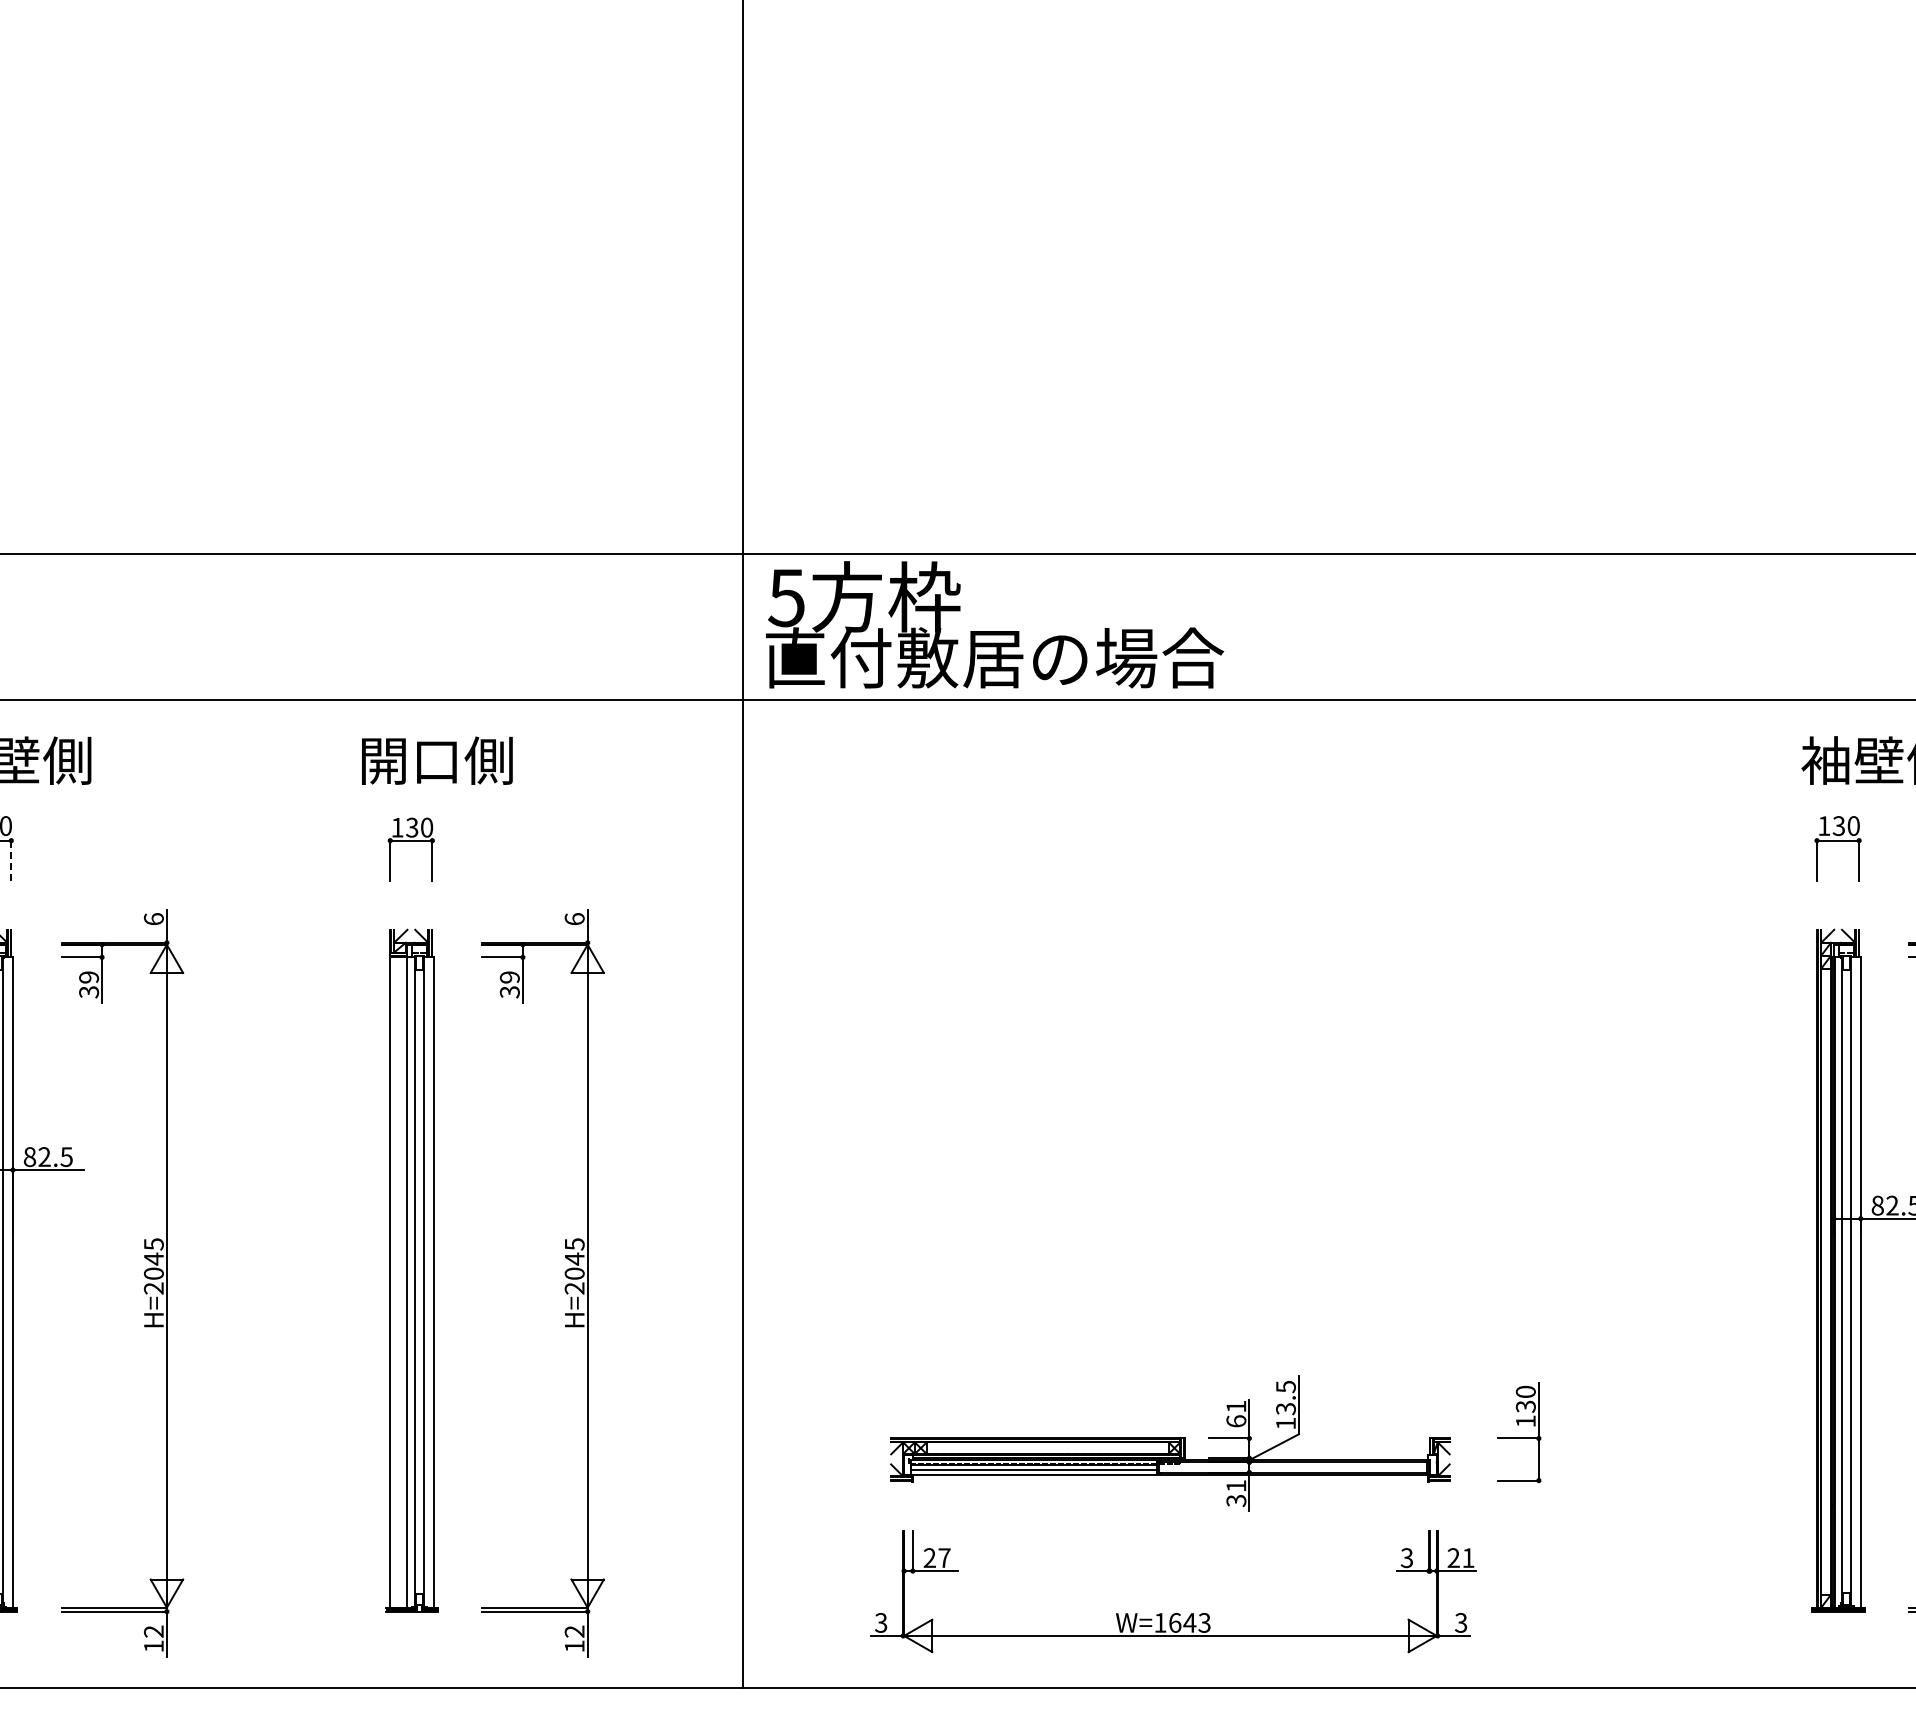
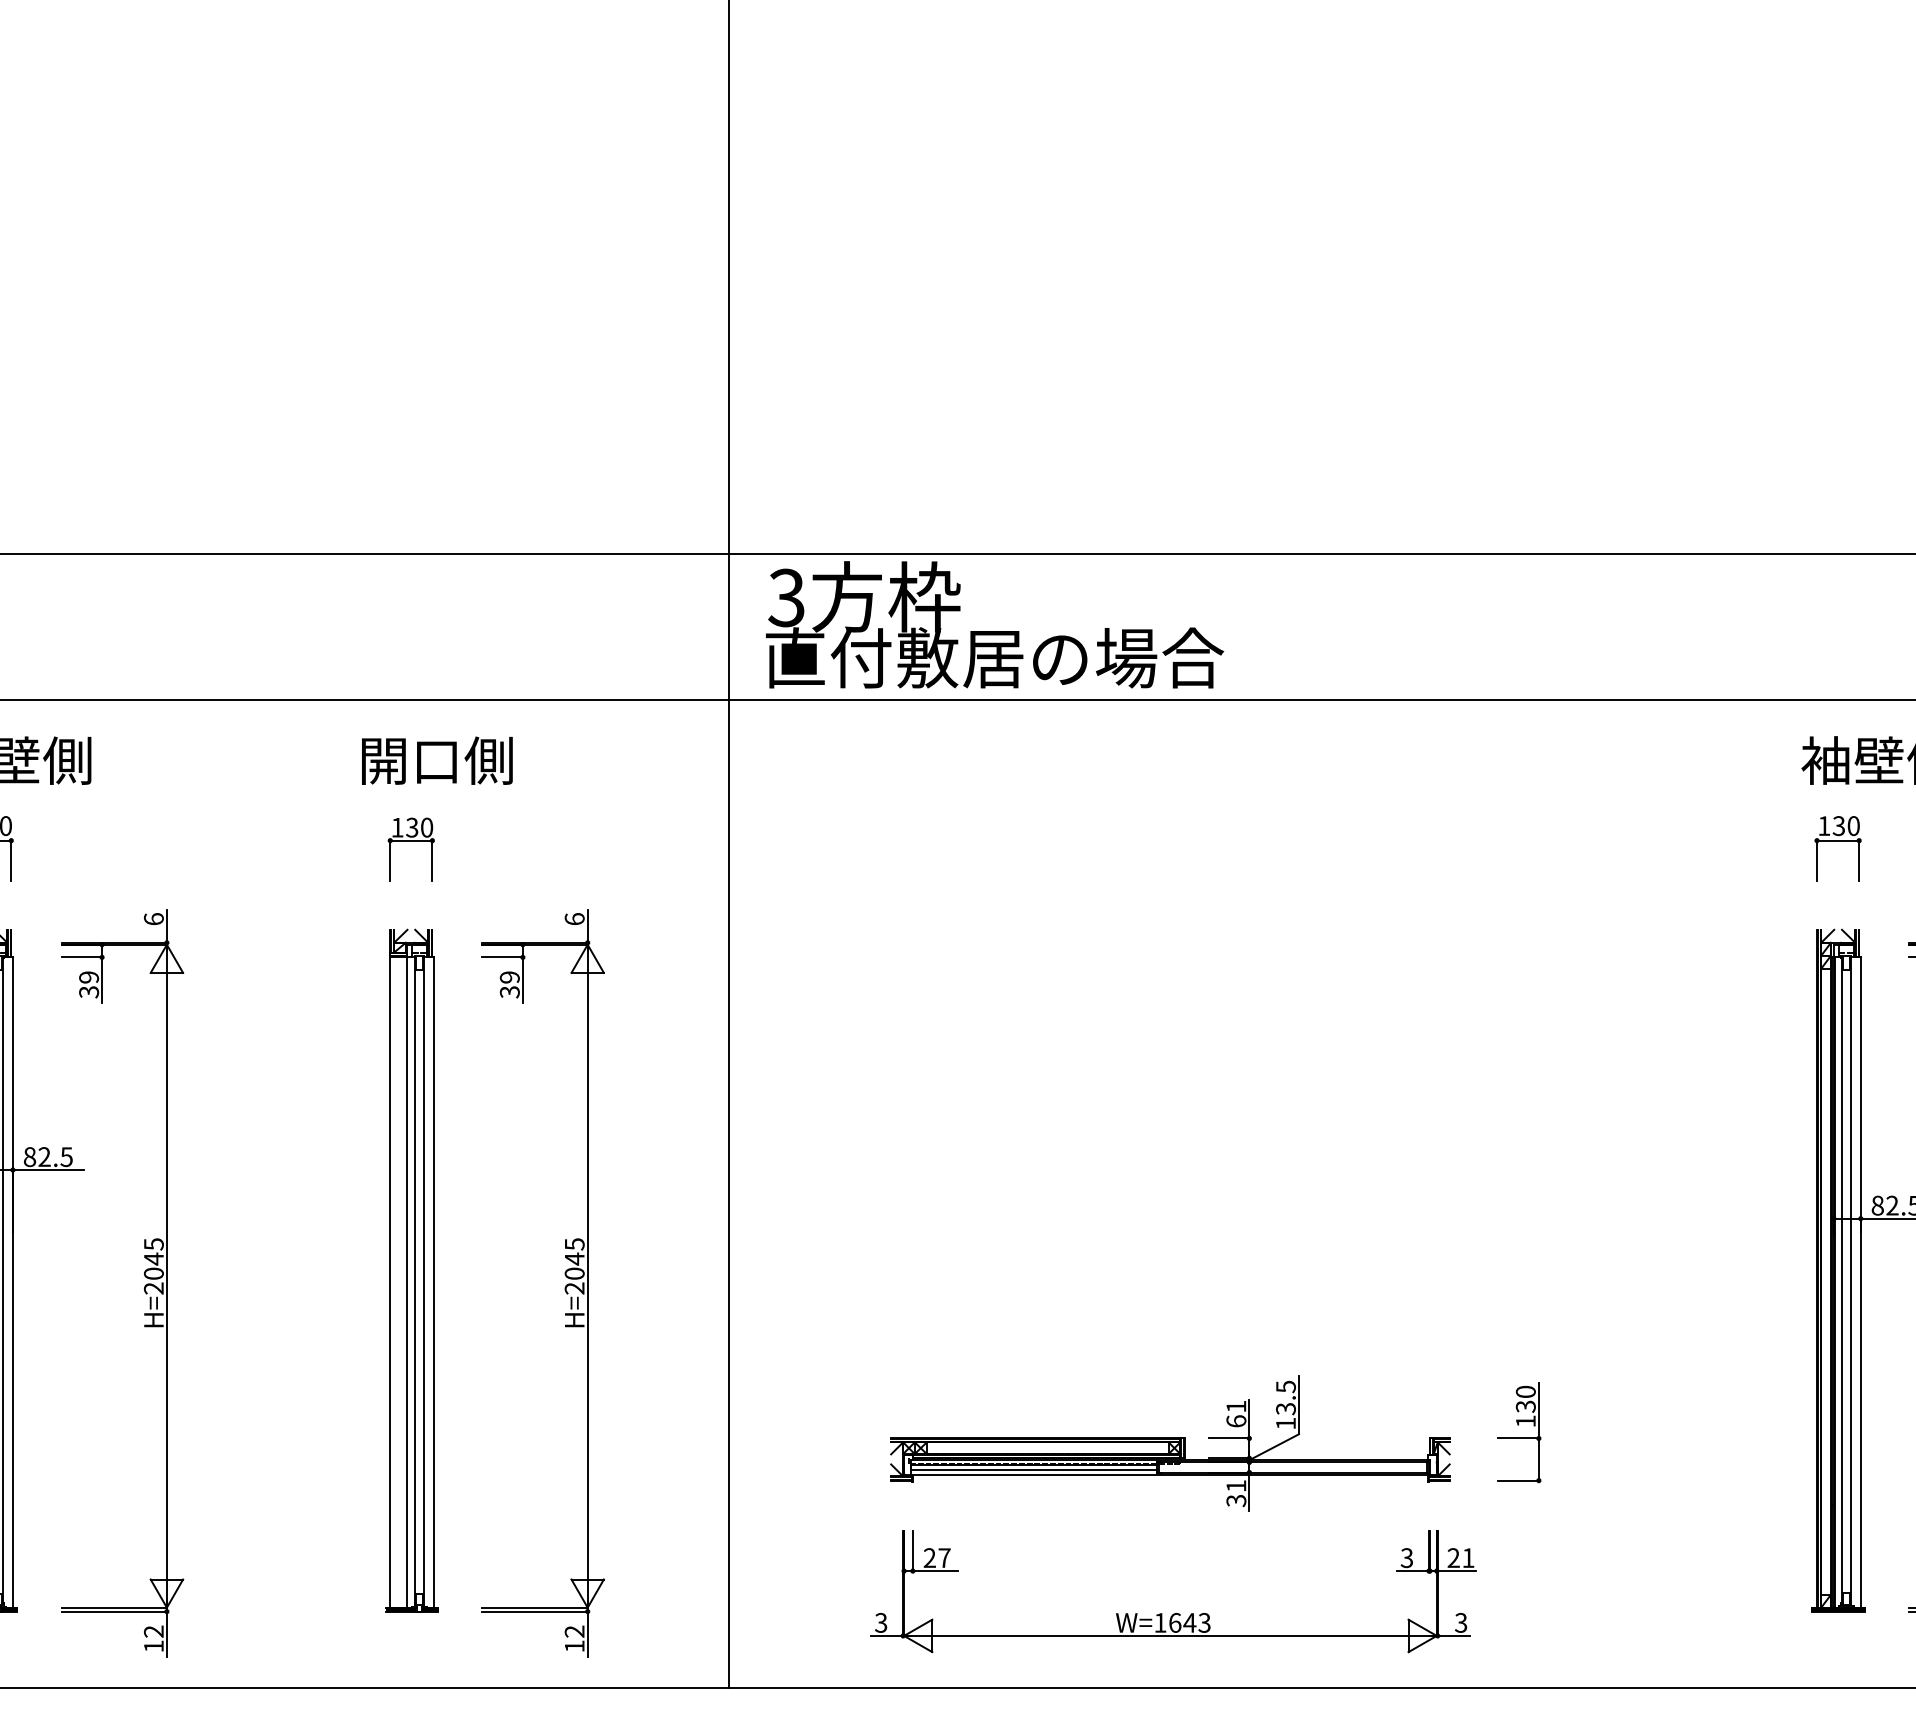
text: 5 -> 3 (786, 597)
line position: (743, 845) -> (729, 845) (729, 845)
line: dashed -> solid (11, 860)
